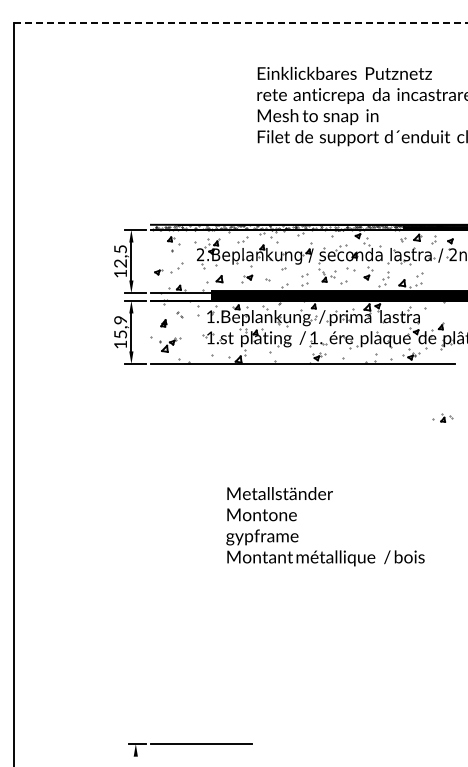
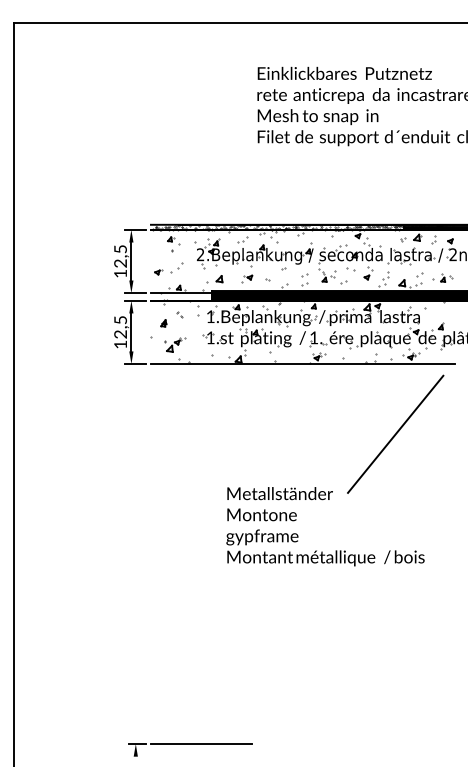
line: dashed -> solid (241, 23)
text: 15,9 -> 12,5 (120, 327)
part position: (170, 344) -> (175, 344) (175, 344)
part position: (442, 417) -> (442, 277) (442, 277)
line: none -> present (395, 433)
